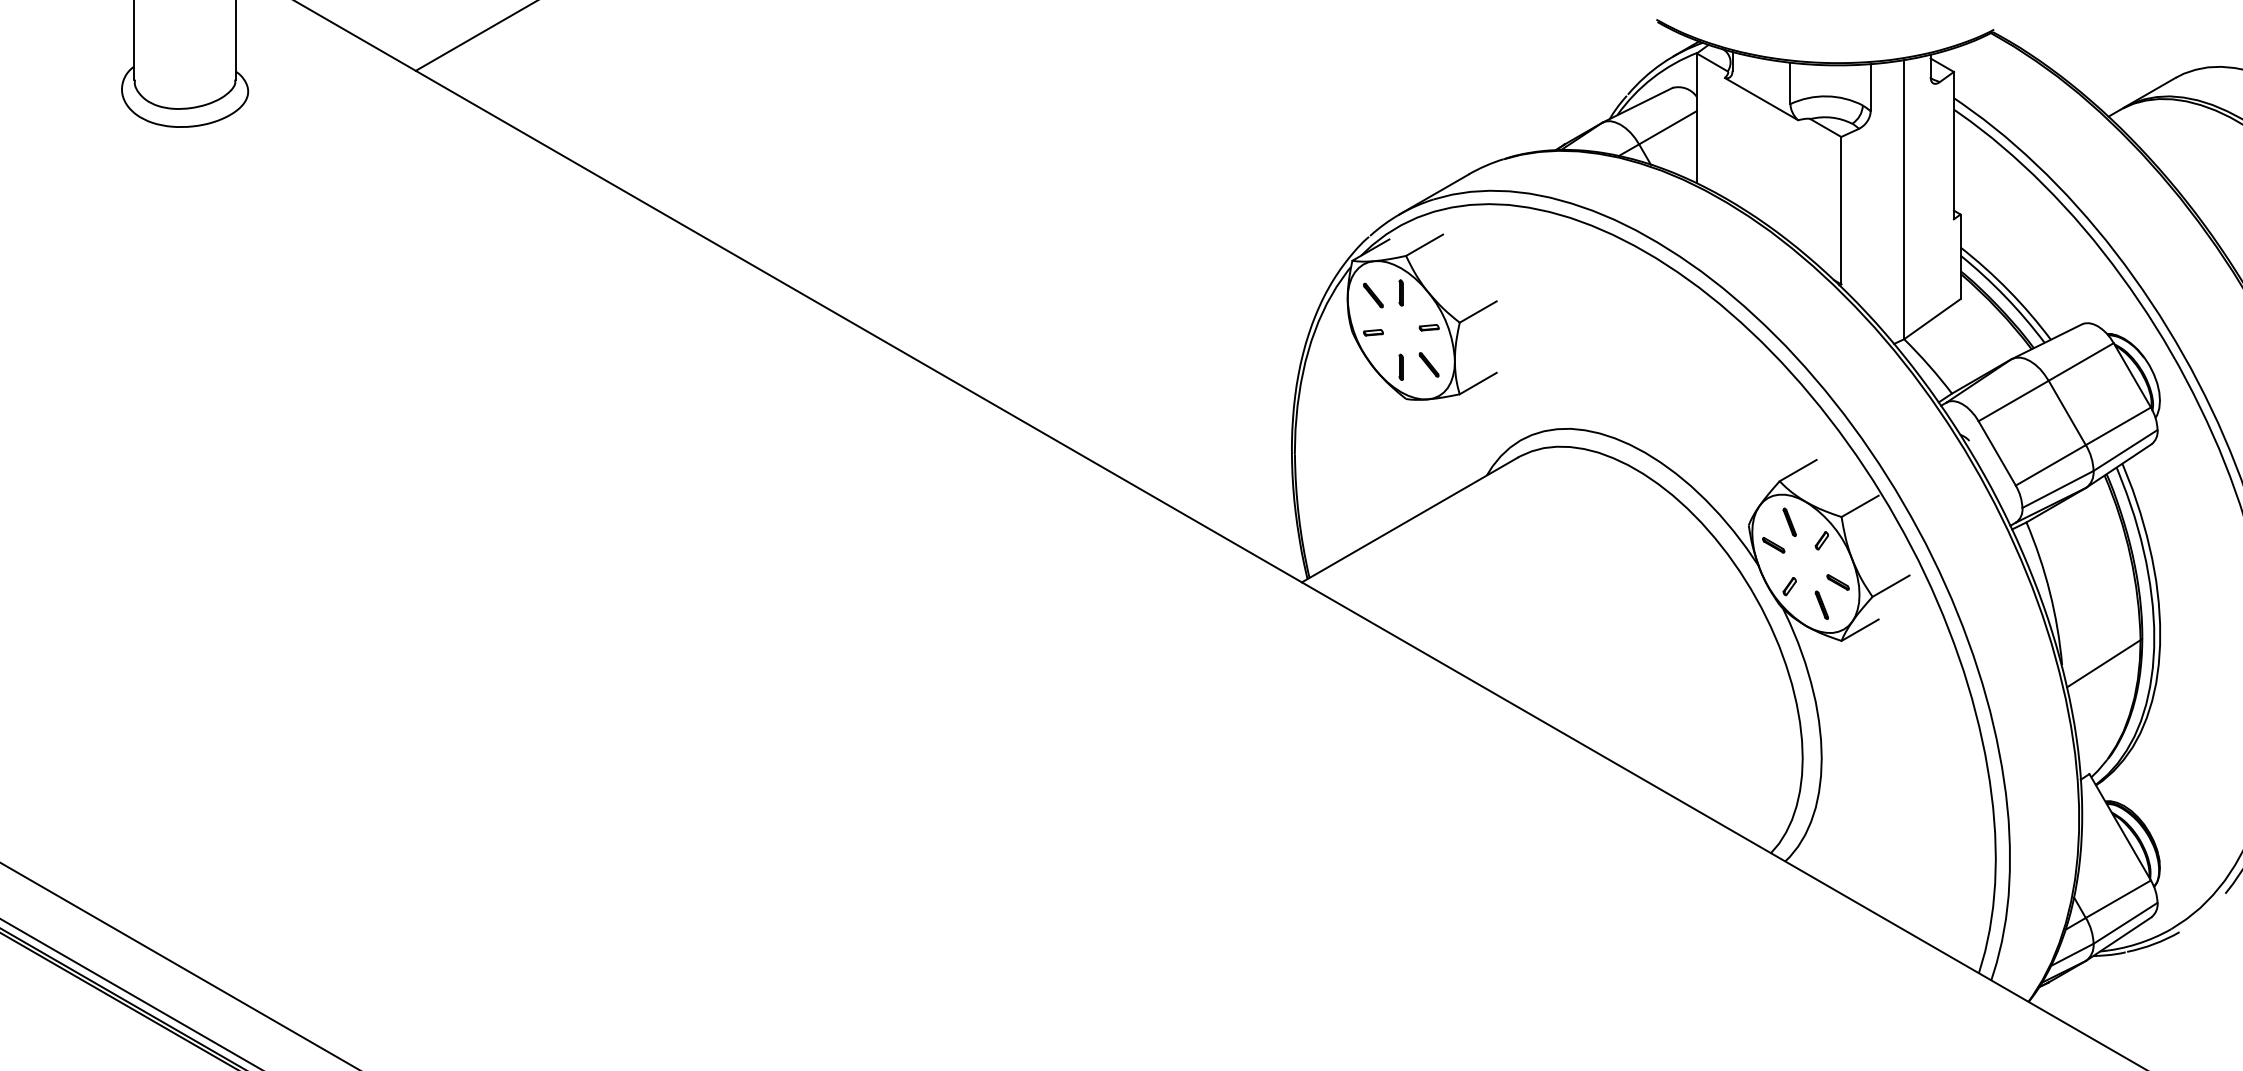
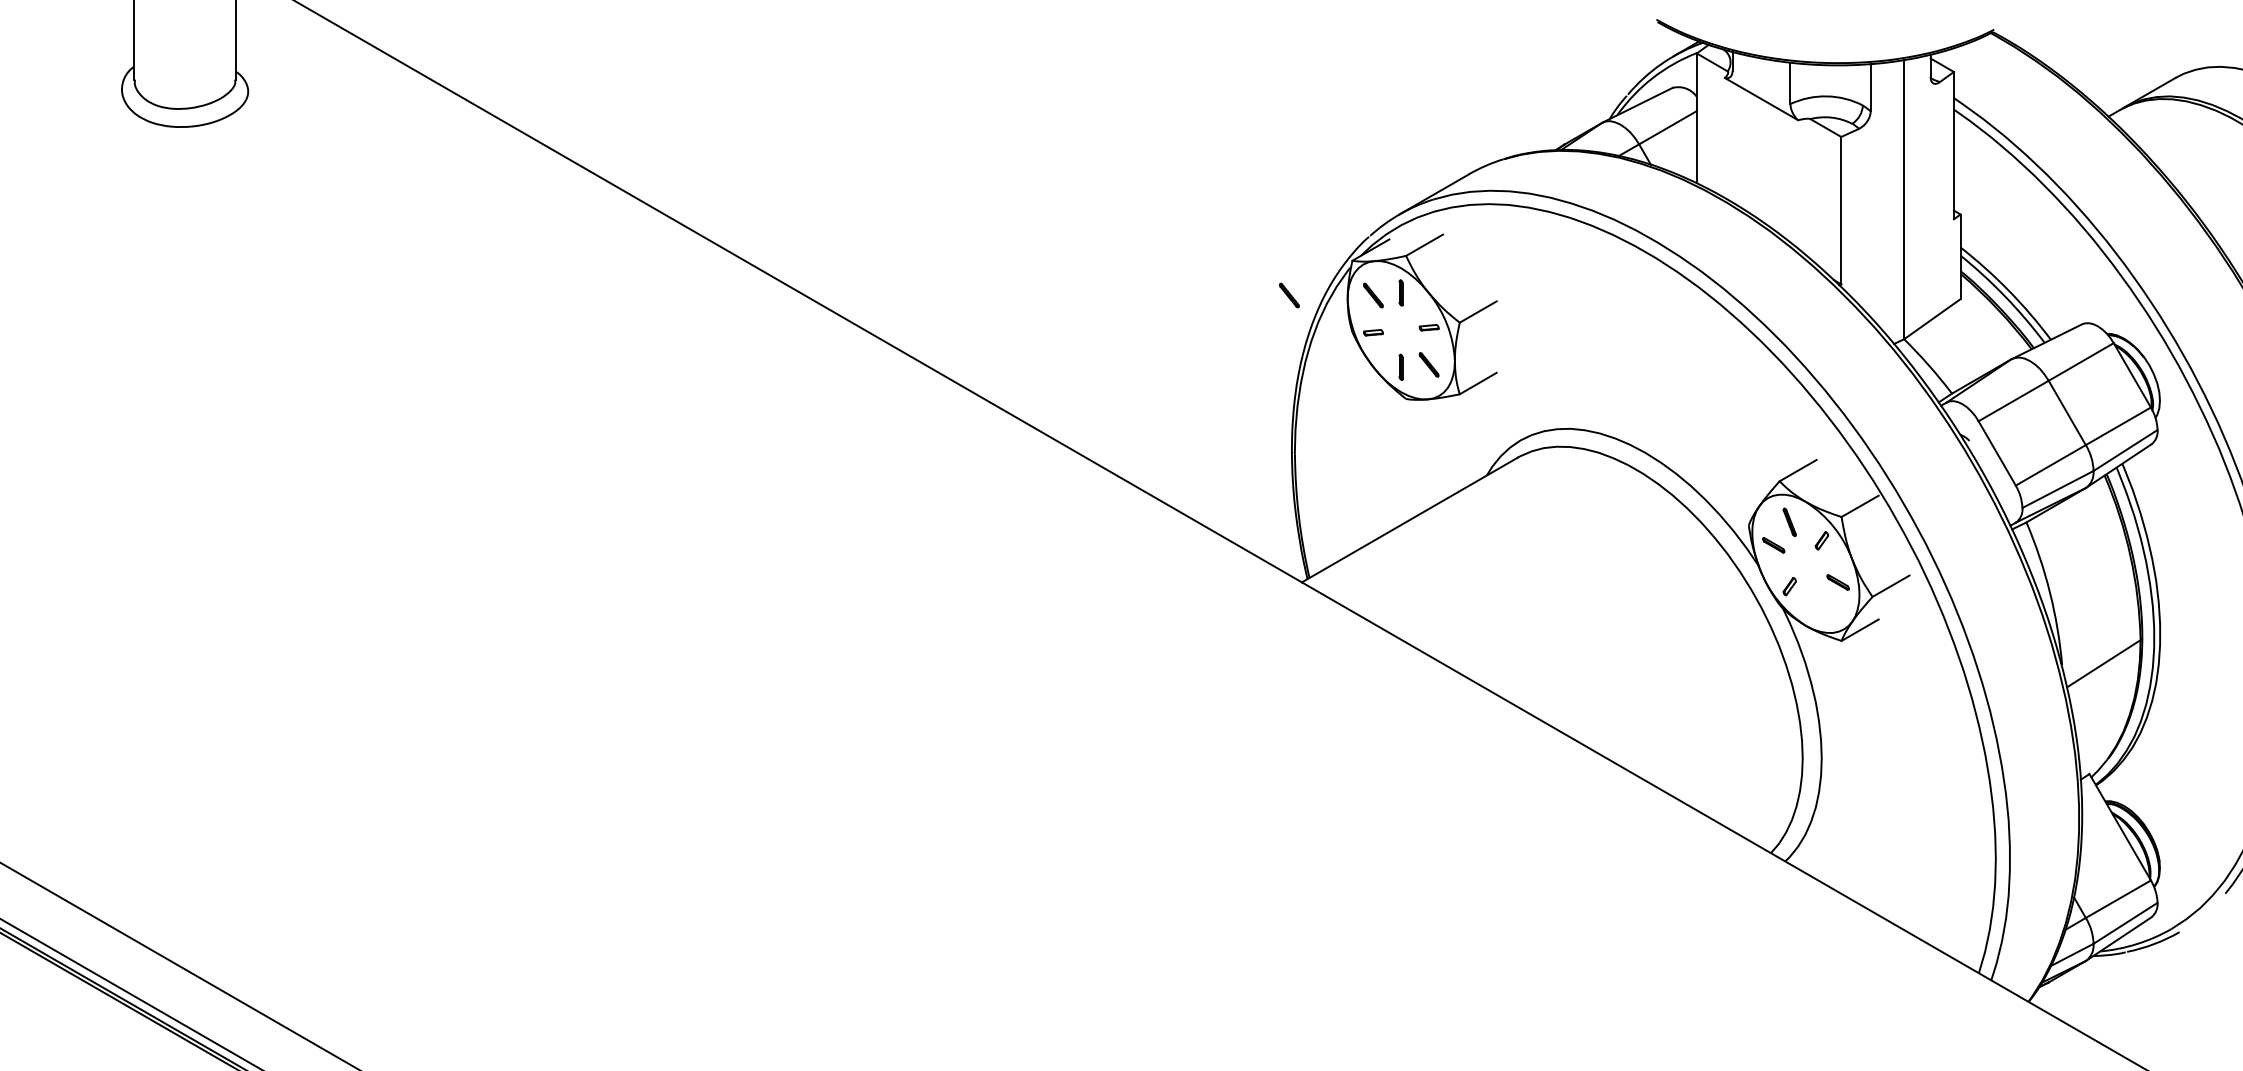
line: present -> none (474, 36)
part: none -> present (1289, 295)
part: present -> none (1821, 604)
